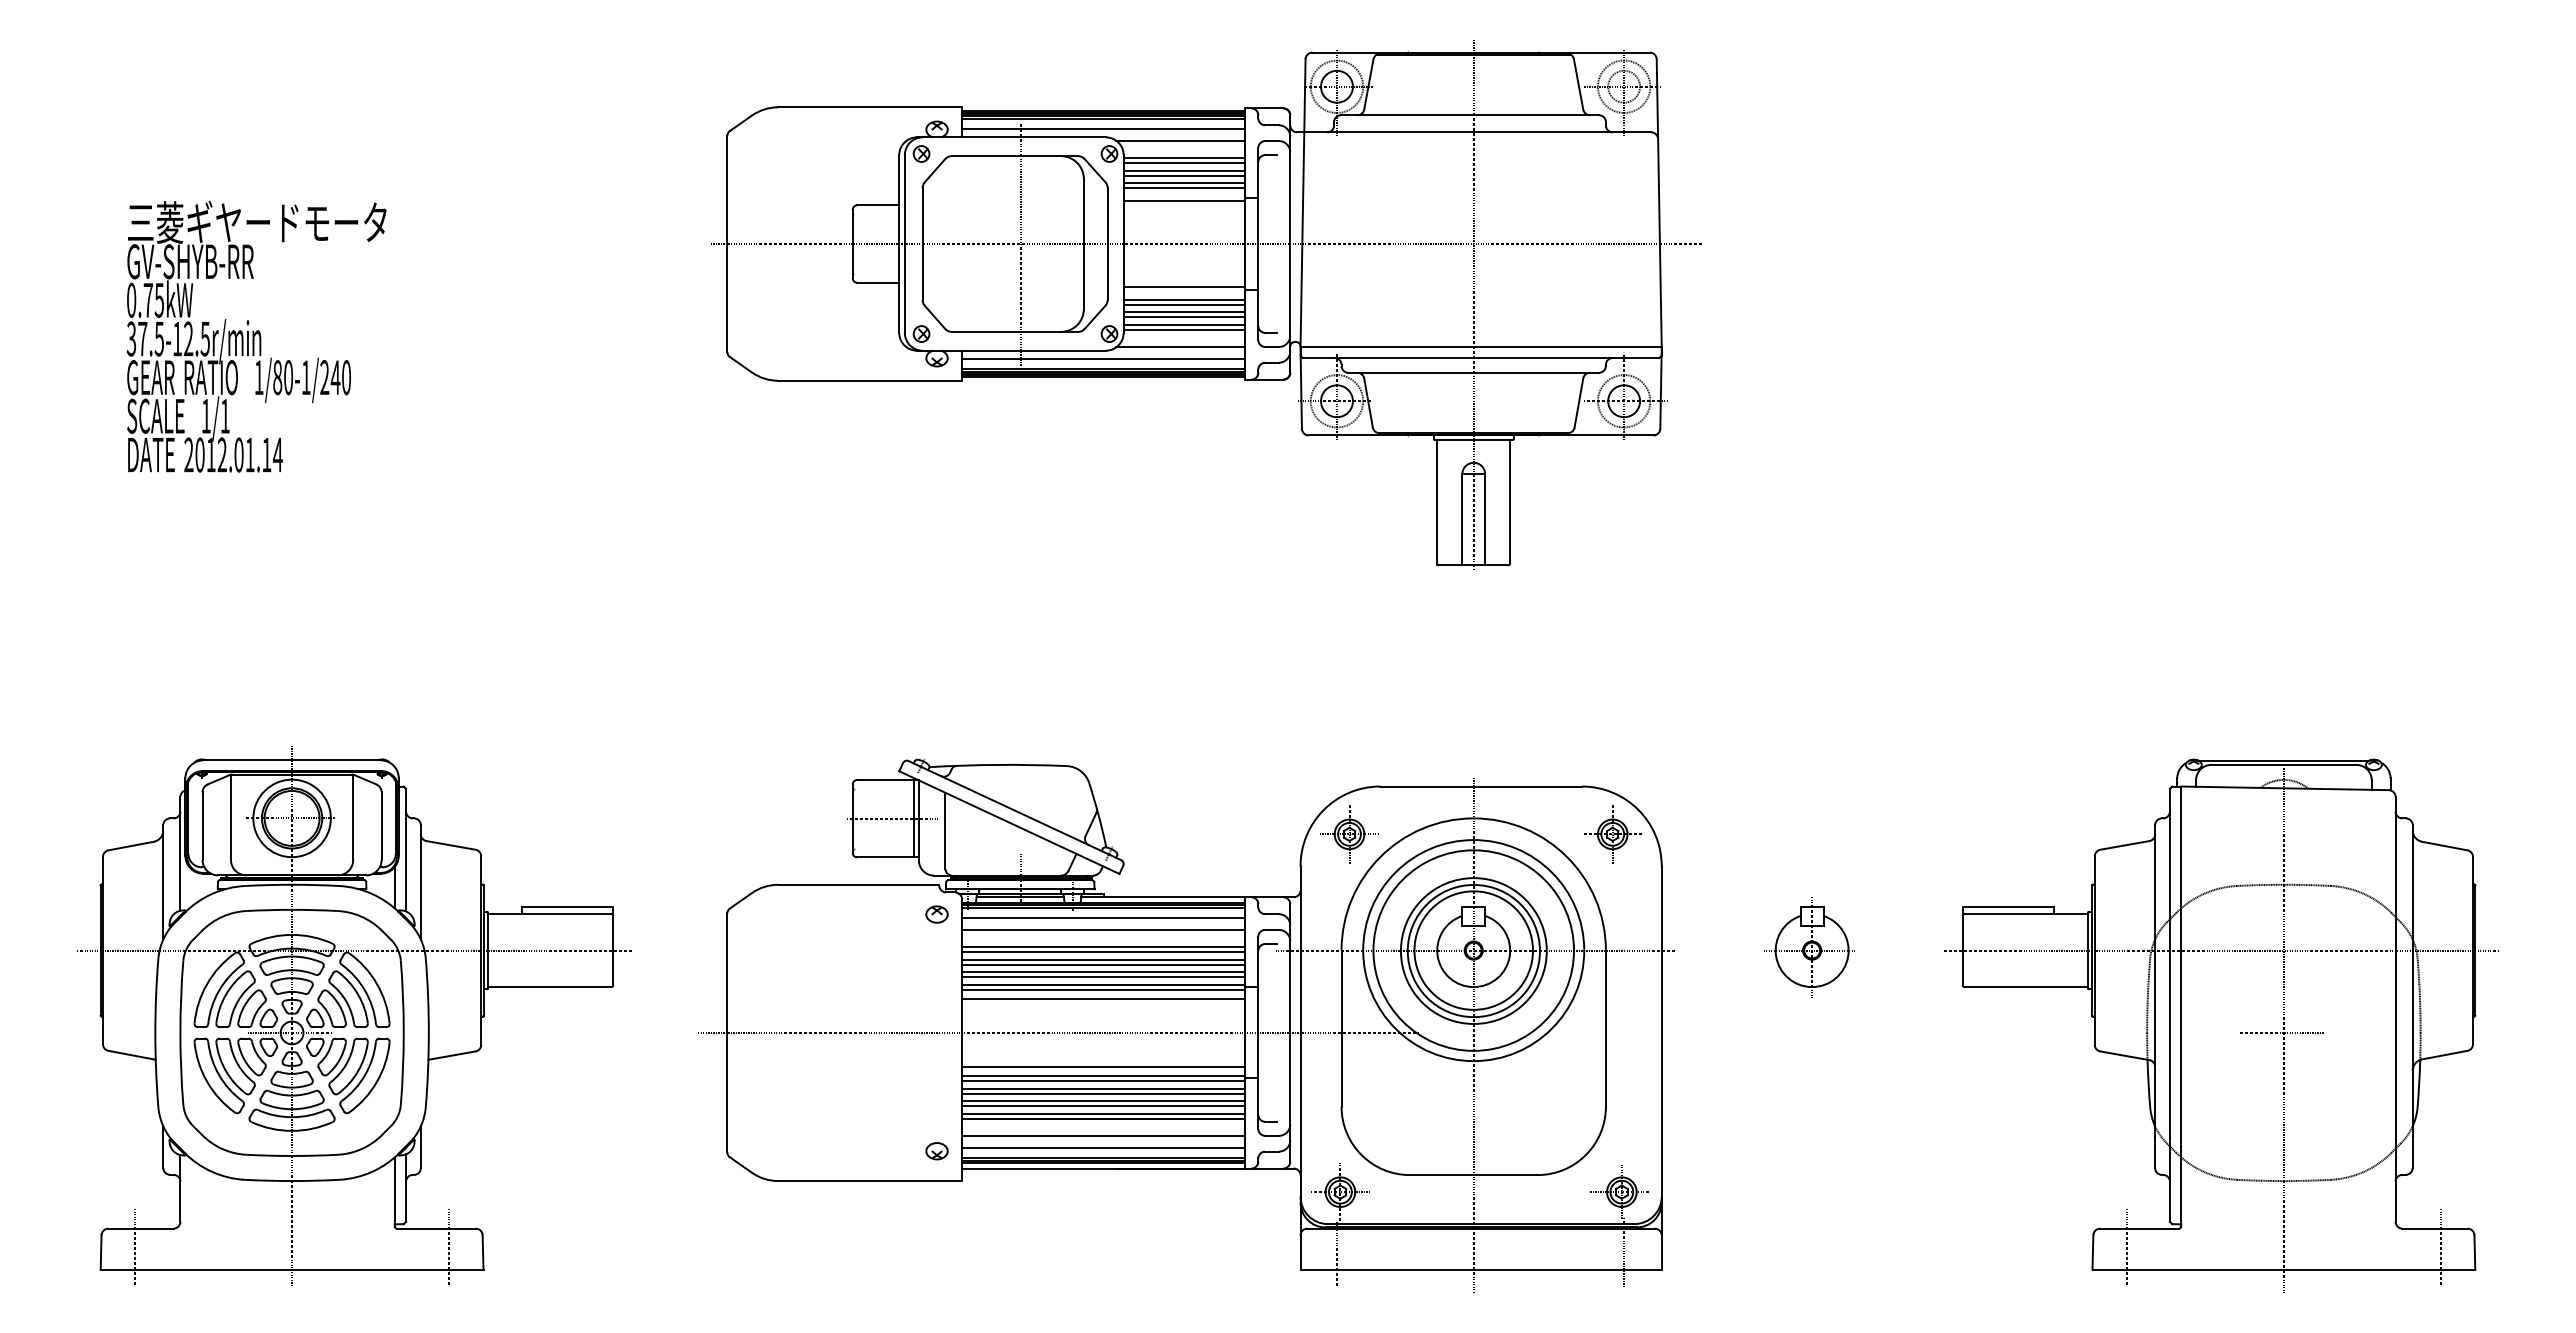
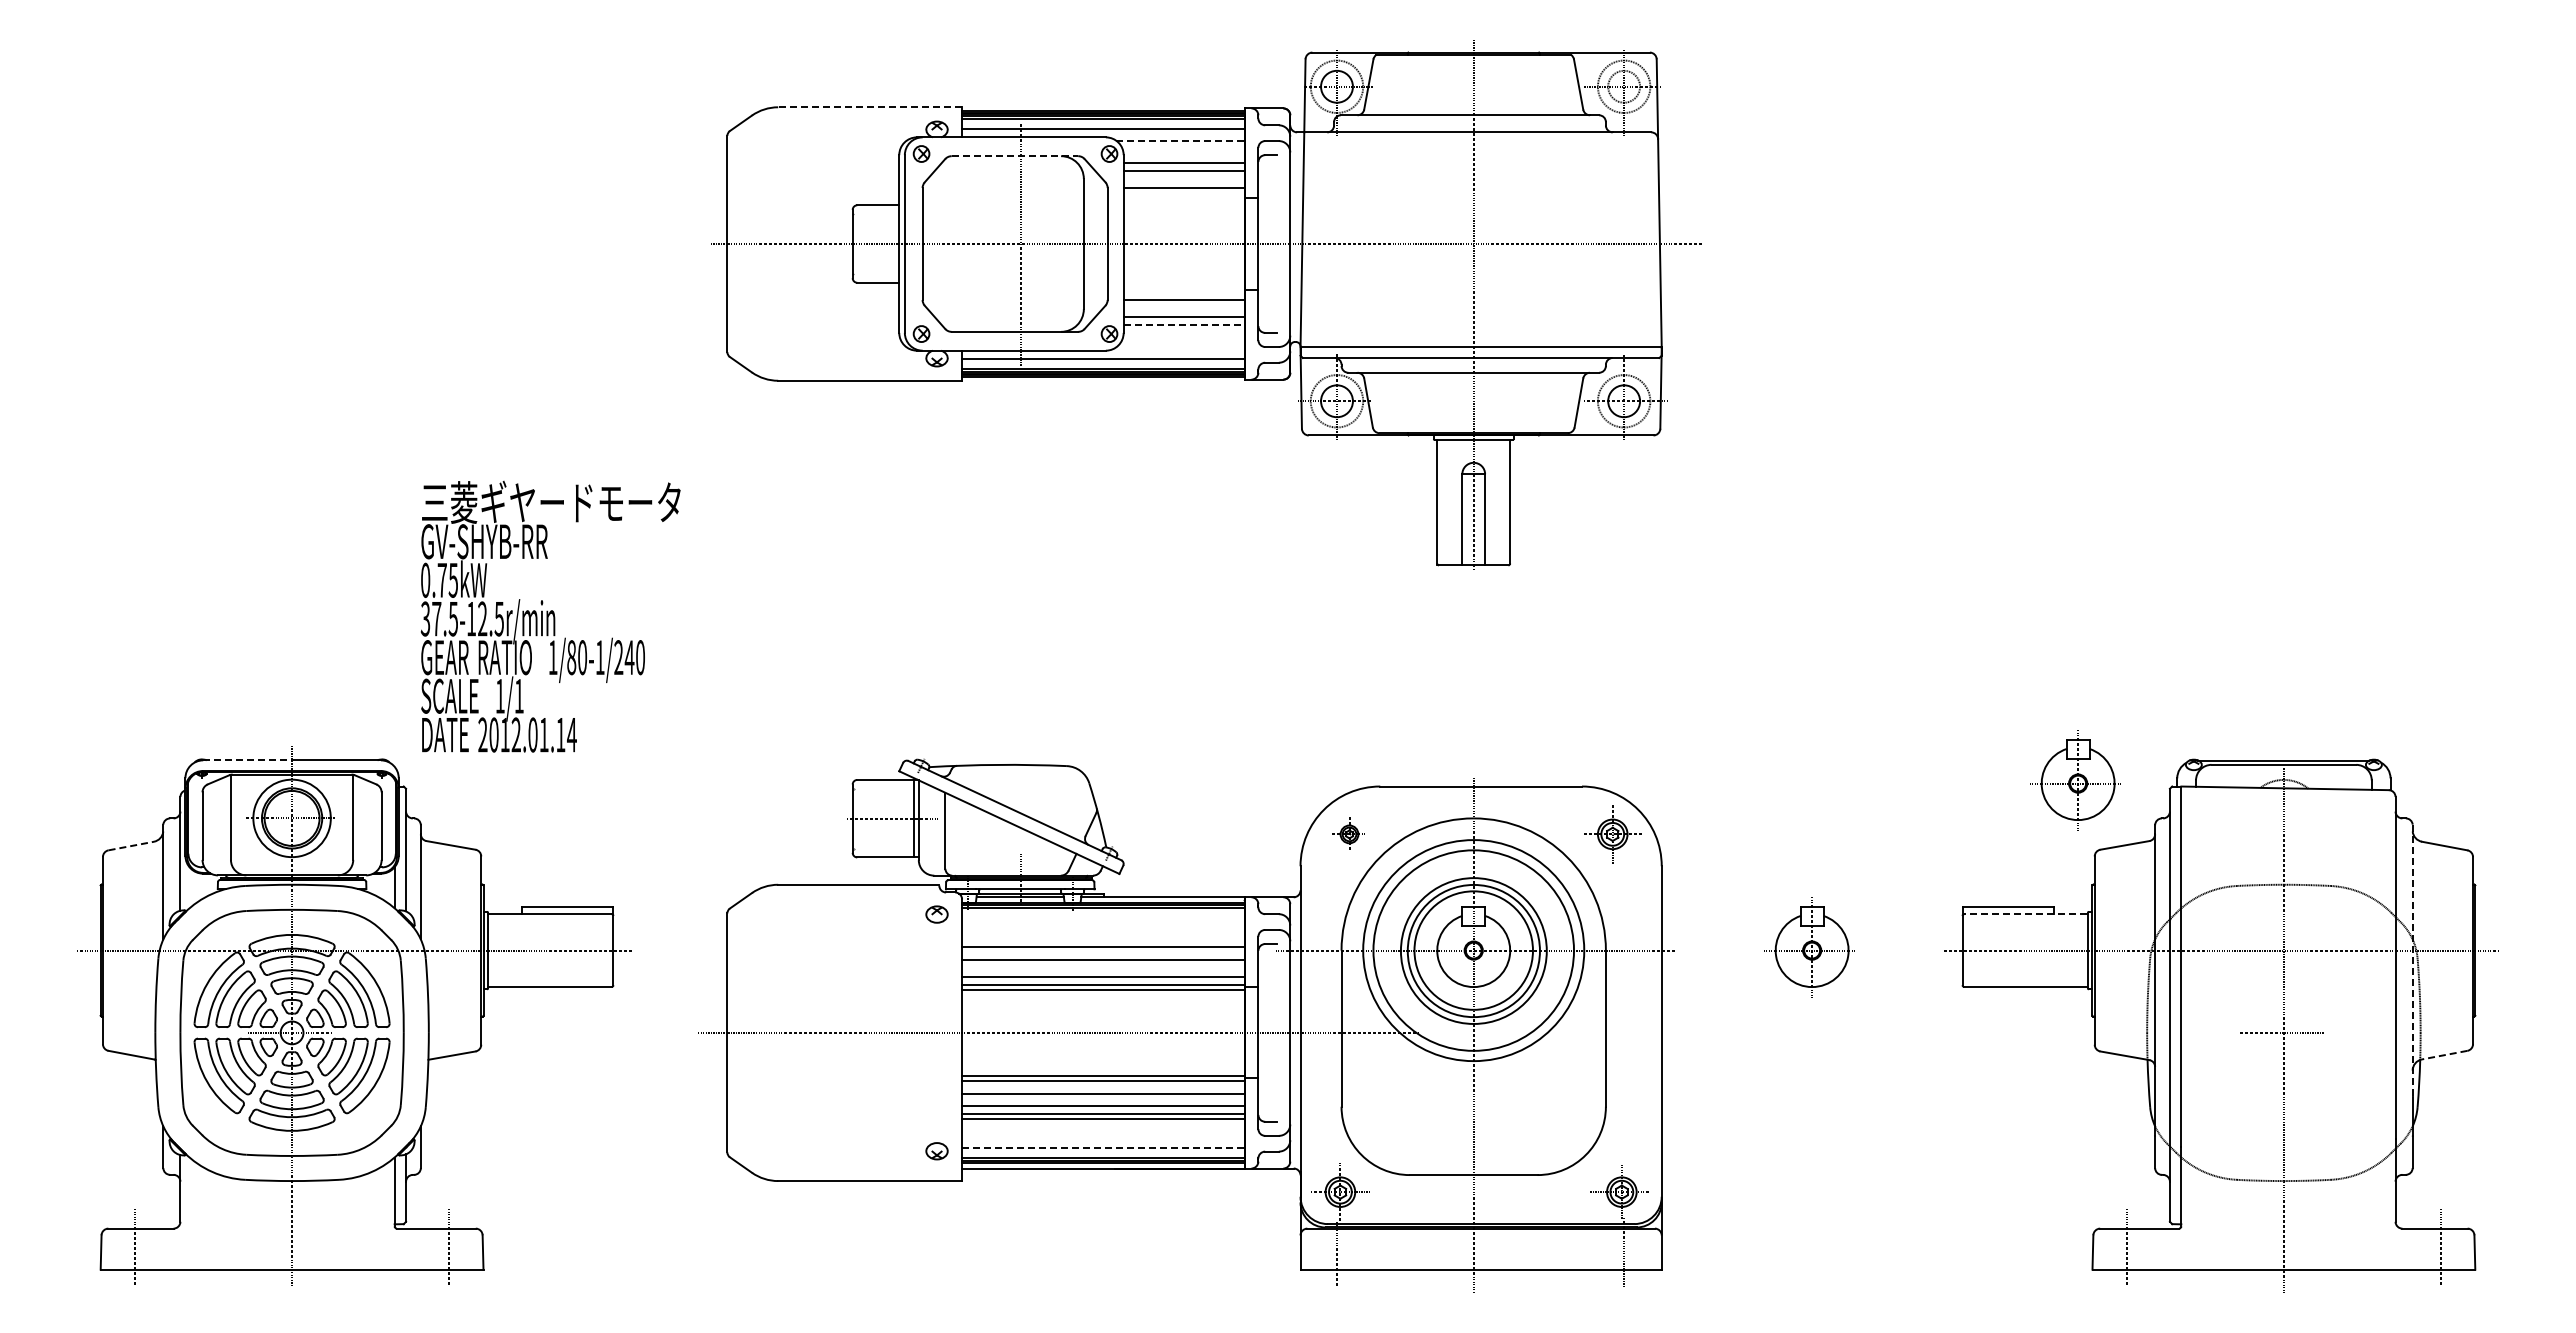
line: solid -> dashed (870, 107)
line: solid -> dashed (1180, 140)
line: solid -> dashed (1015, 156)
line: present -> none (1183, 158)
line: present -> none (1183, 175)
line: present -> none (1183, 183)
line: present -> none (1183, 201)
line: present -> none (1183, 286)
line: present -> none (1183, 304)
line: present -> none (1183, 312)
line: solid -> dashed (1184, 324)
line: present -> none (1183, 329)
text position: (256, 336) -> (550, 616) (550, 616)
line: present -> none (1180, 347)
line: solid -> dashed (248, 760)
part: none -> present (2075, 780)
part size: 59x59 px -> 33x33 px (1348, 833)
line: solid -> dashed (131, 845)
line: solid -> dashed (2025, 914)
line: present -> none (1103, 918)
line: present -> none (1103, 929)
line: present -> none (1103, 952)
line: solid -> dashed (2412, 961)
line: present -> none (1103, 964)
line: present -> none (1103, 972)
line: present -> none (1103, 998)
line: solid -> dashed (2444, 1055)
line: present -> none (1103, 1067)
line: present -> none (1103, 1088)
line: present -> none (1103, 1101)
line: present -> none (1103, 1136)
line: solid -> dashed (1103, 1147)
